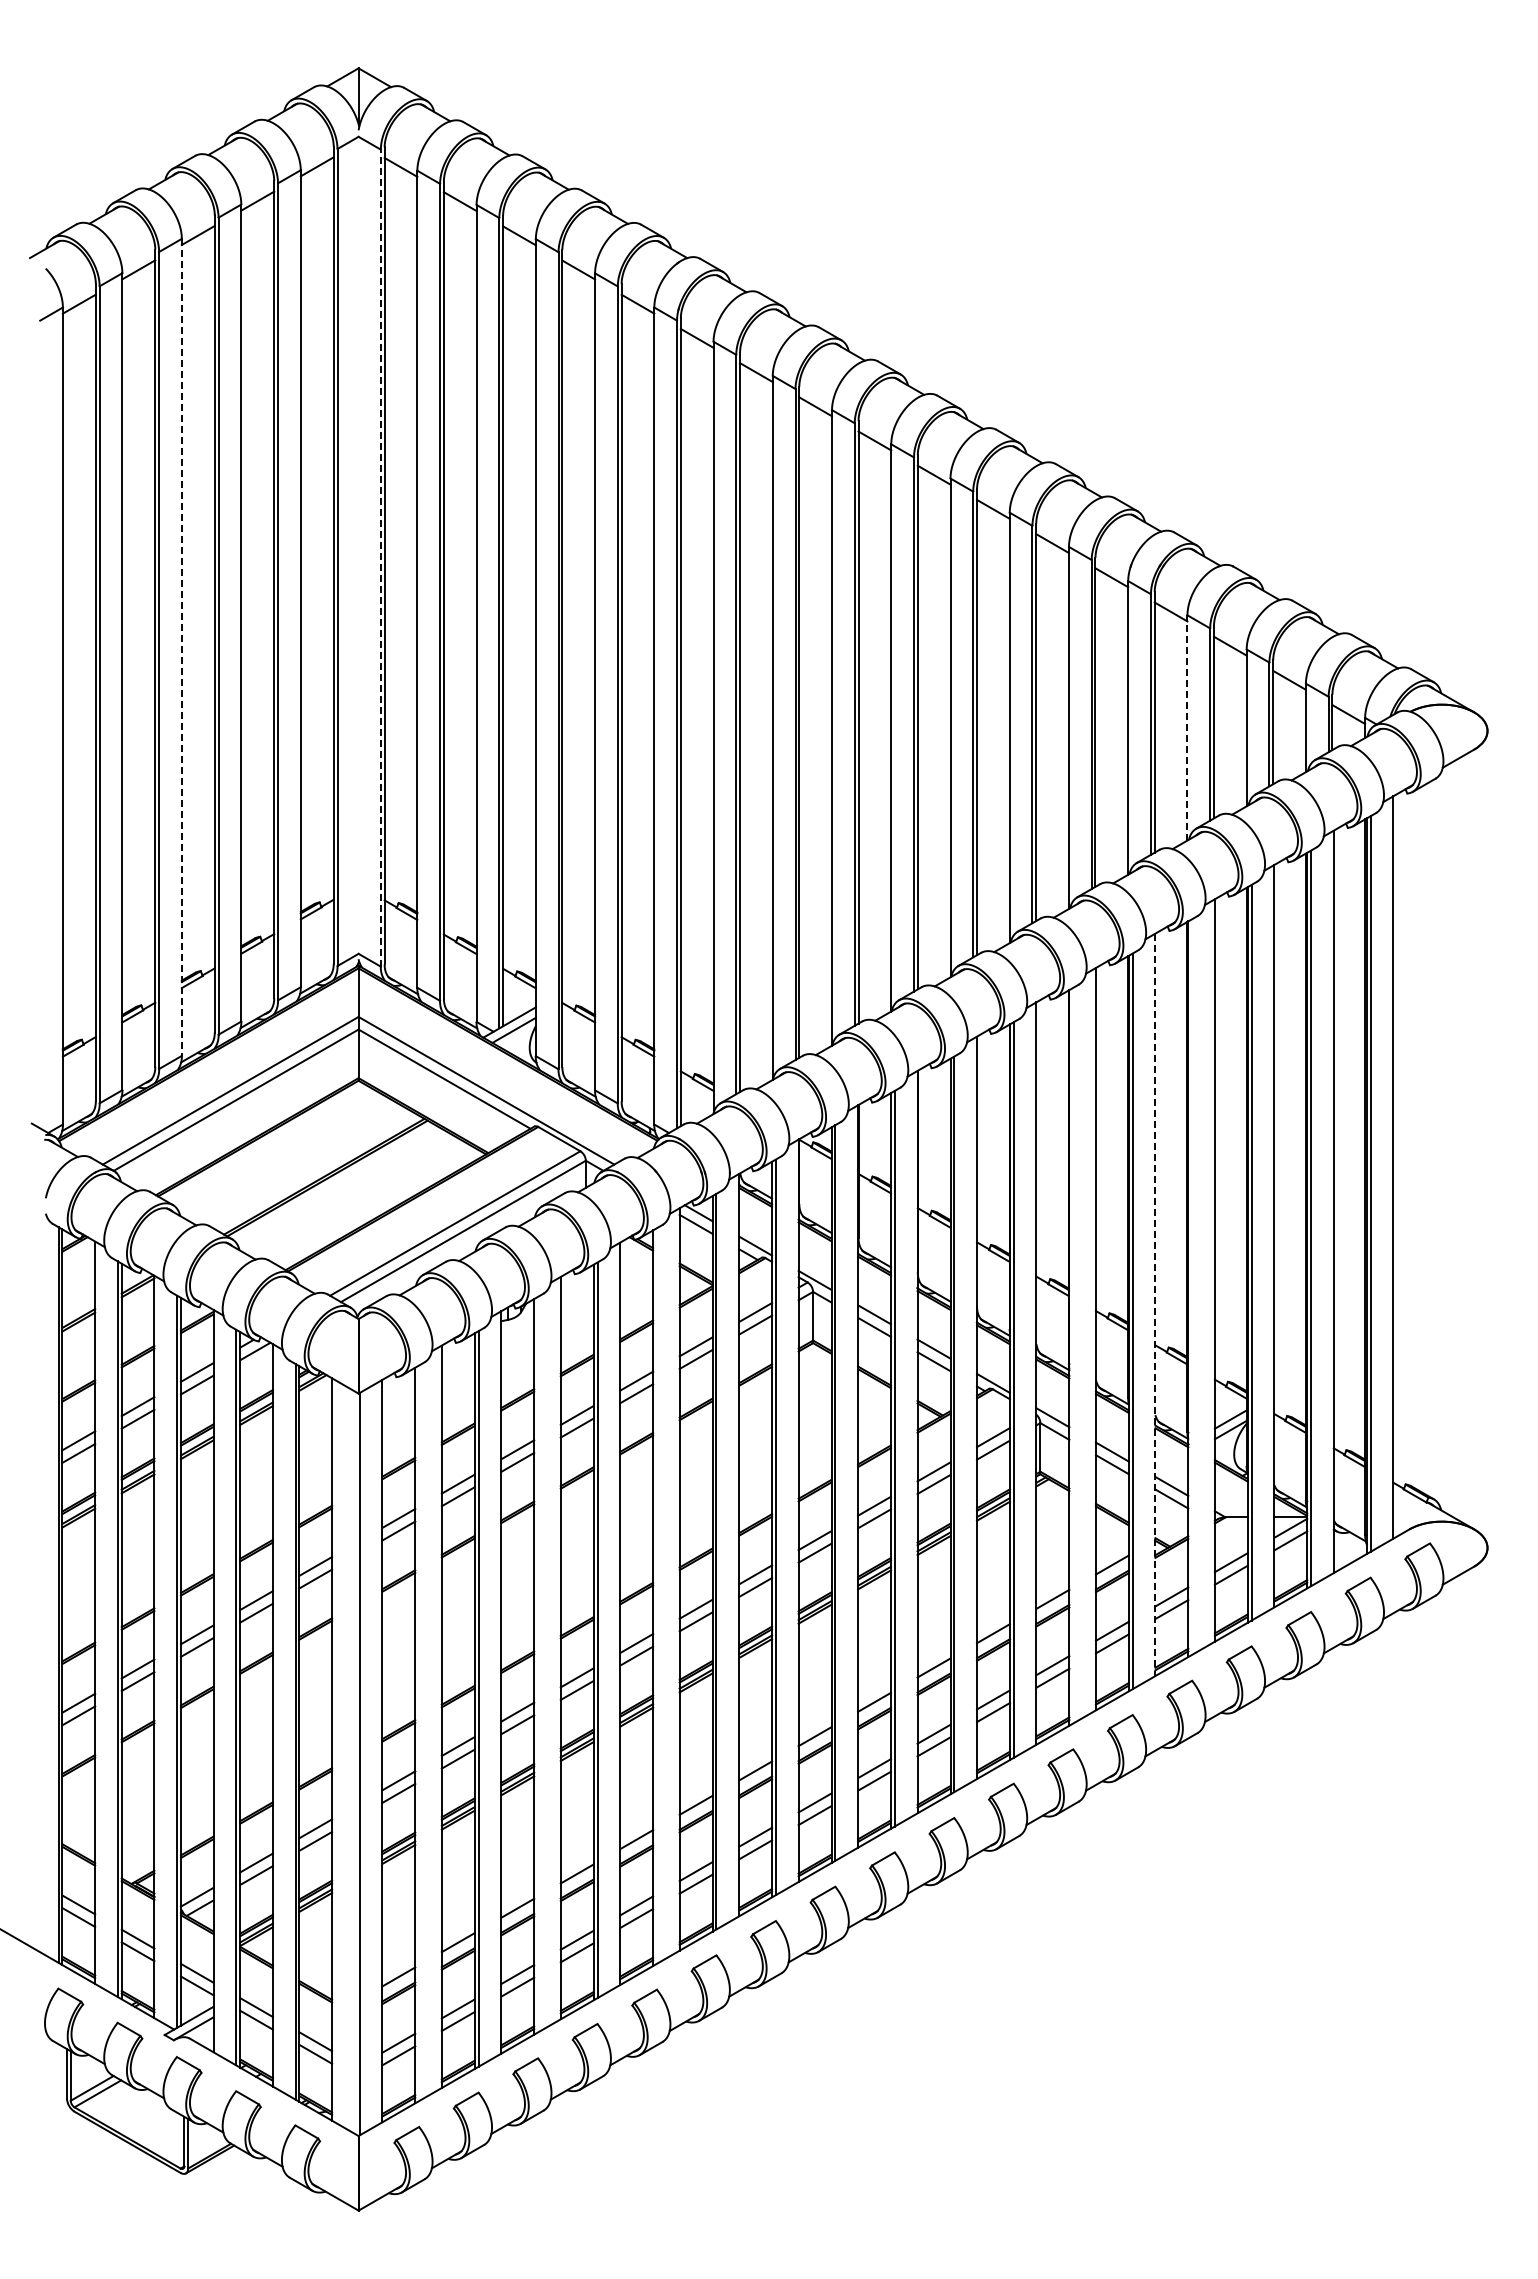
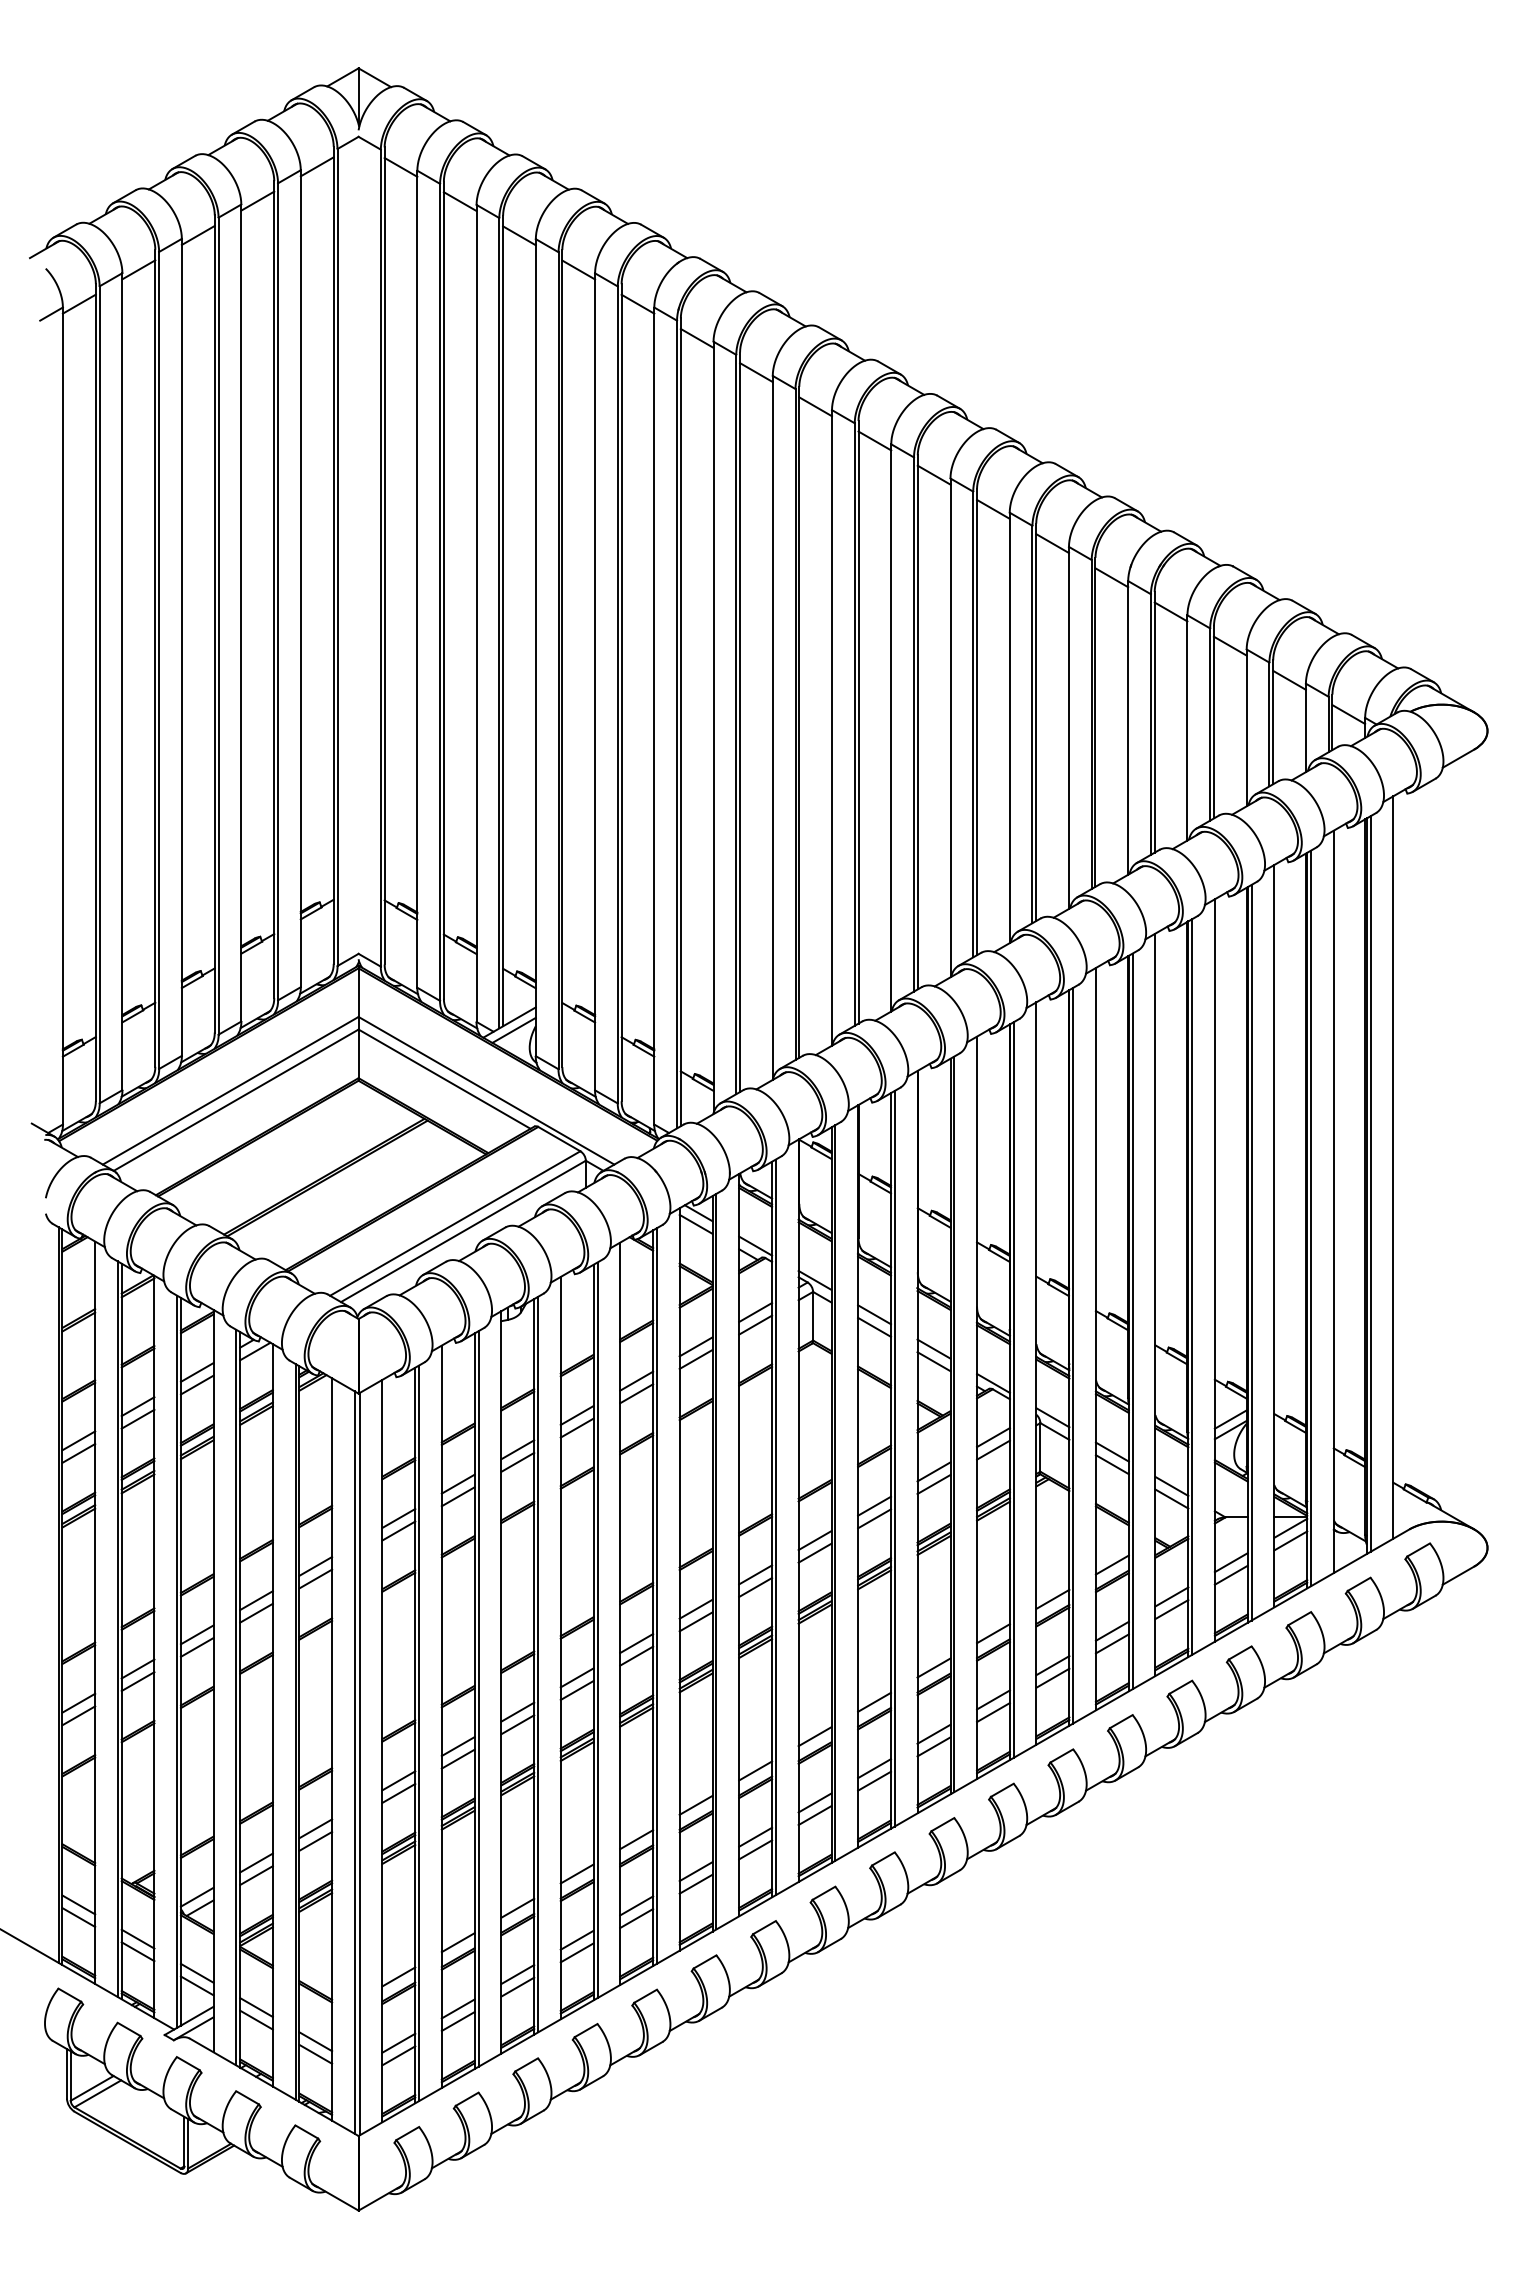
line: dashed -> solid (380, 558)
line: dashed -> solid (181, 647)
line: dashed -> solid (1187, 727)
line: none -> present (1192, 1286)
line: dashed -> solid (1155, 1305)
line: none -> present (1073, 1355)
line: none -> present (656, 1595)
line: none -> present (538, 1664)
line: none -> present (419, 1733)
line: none -> present (354, 1762)
